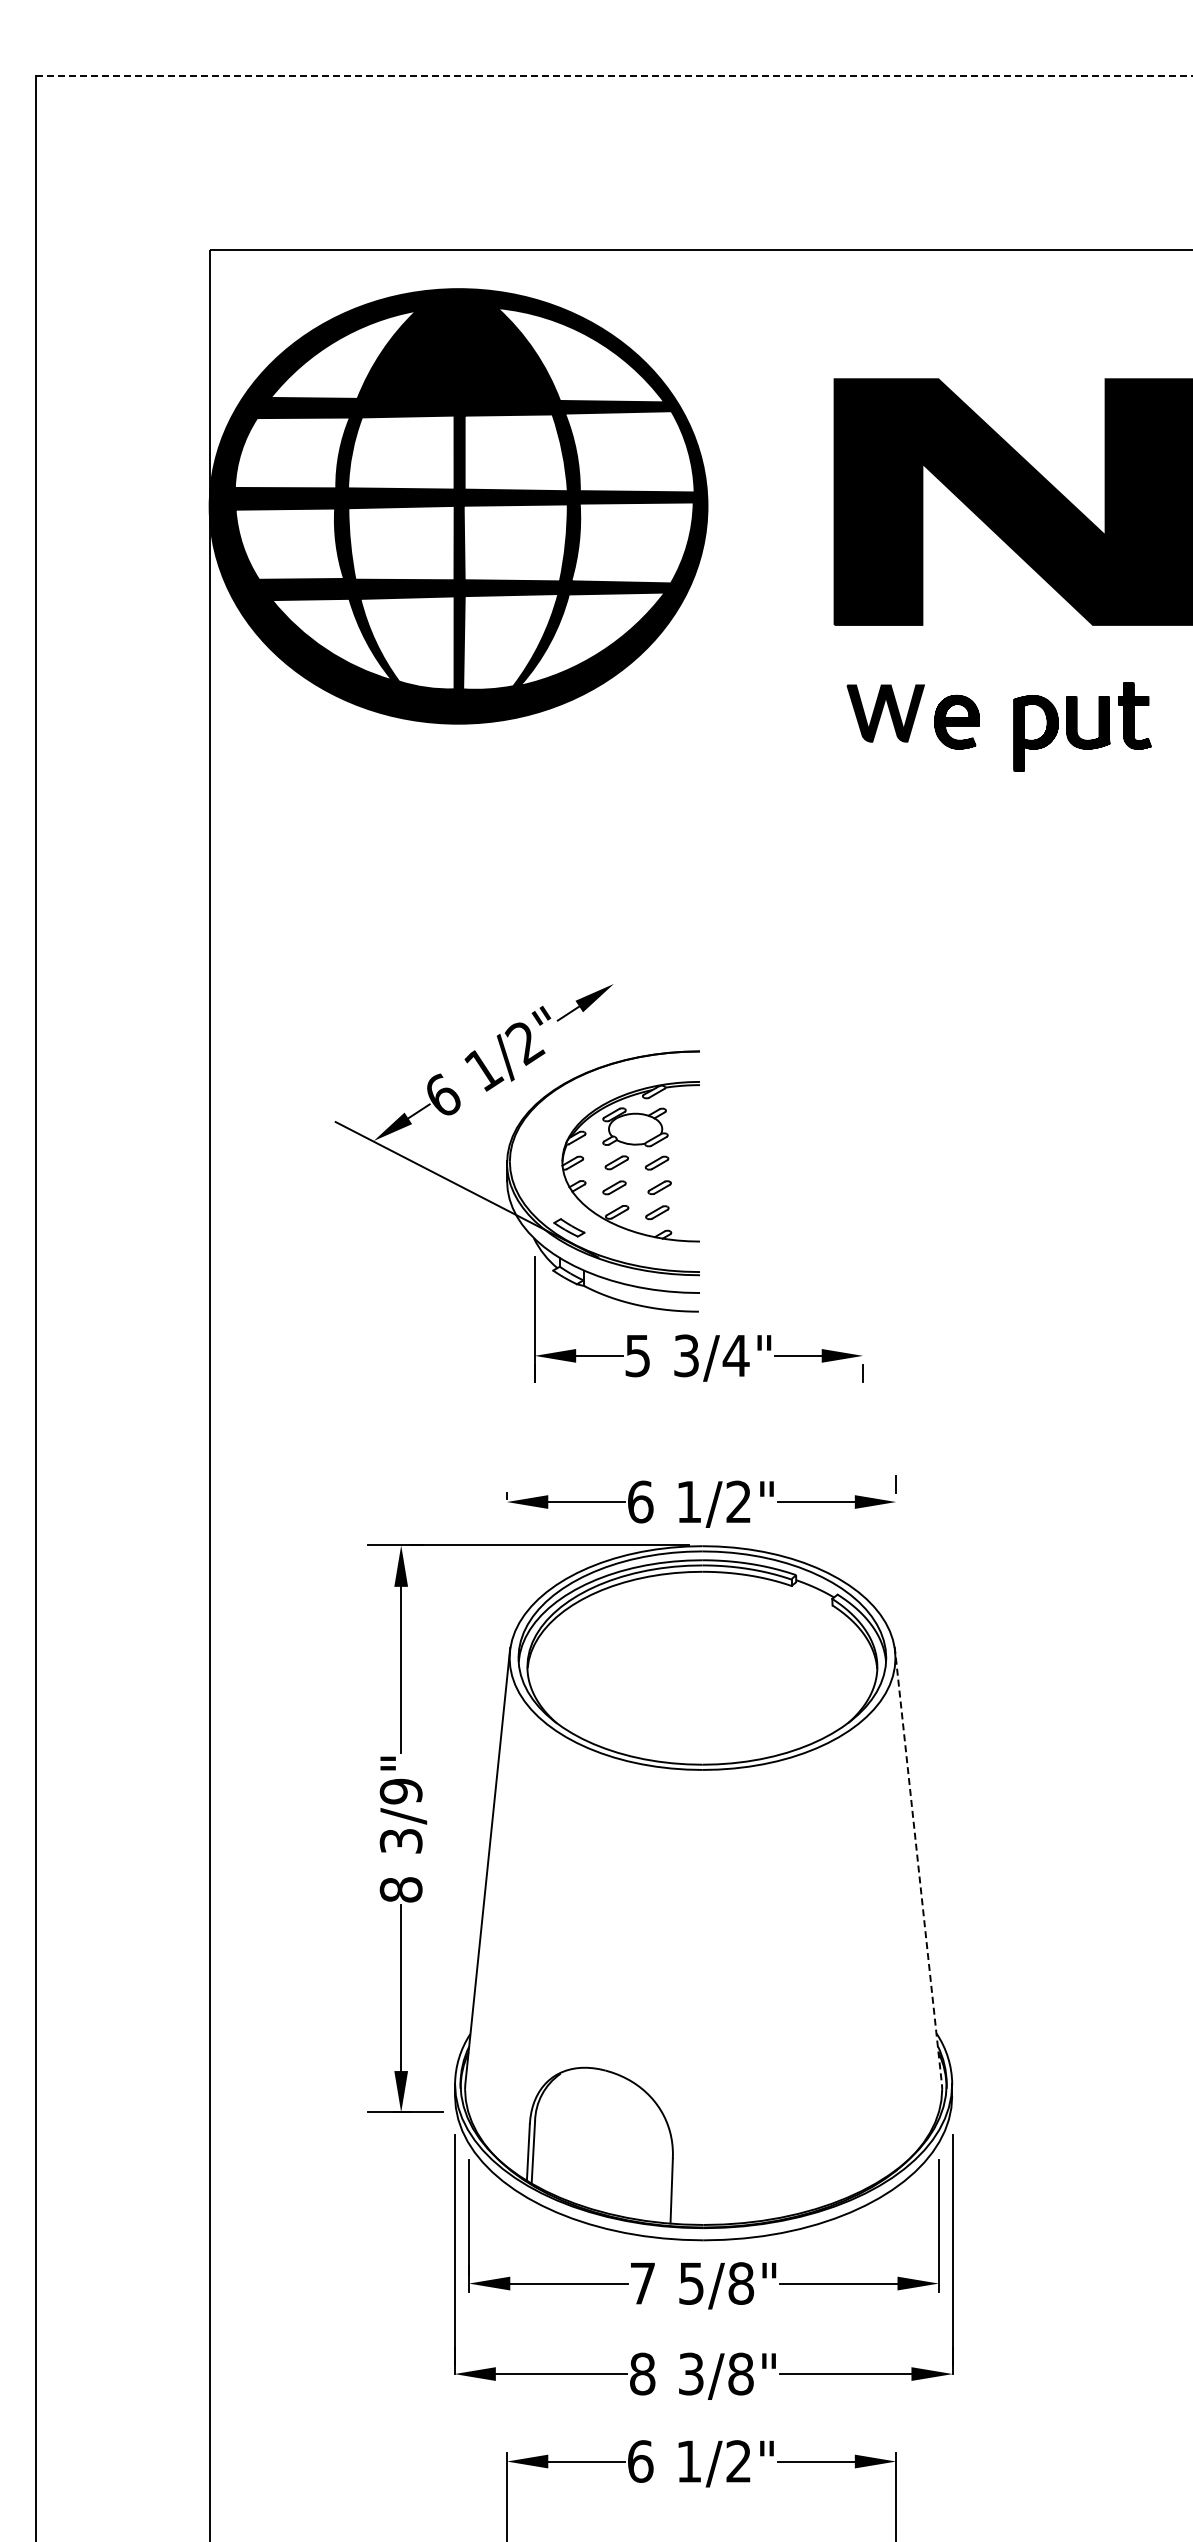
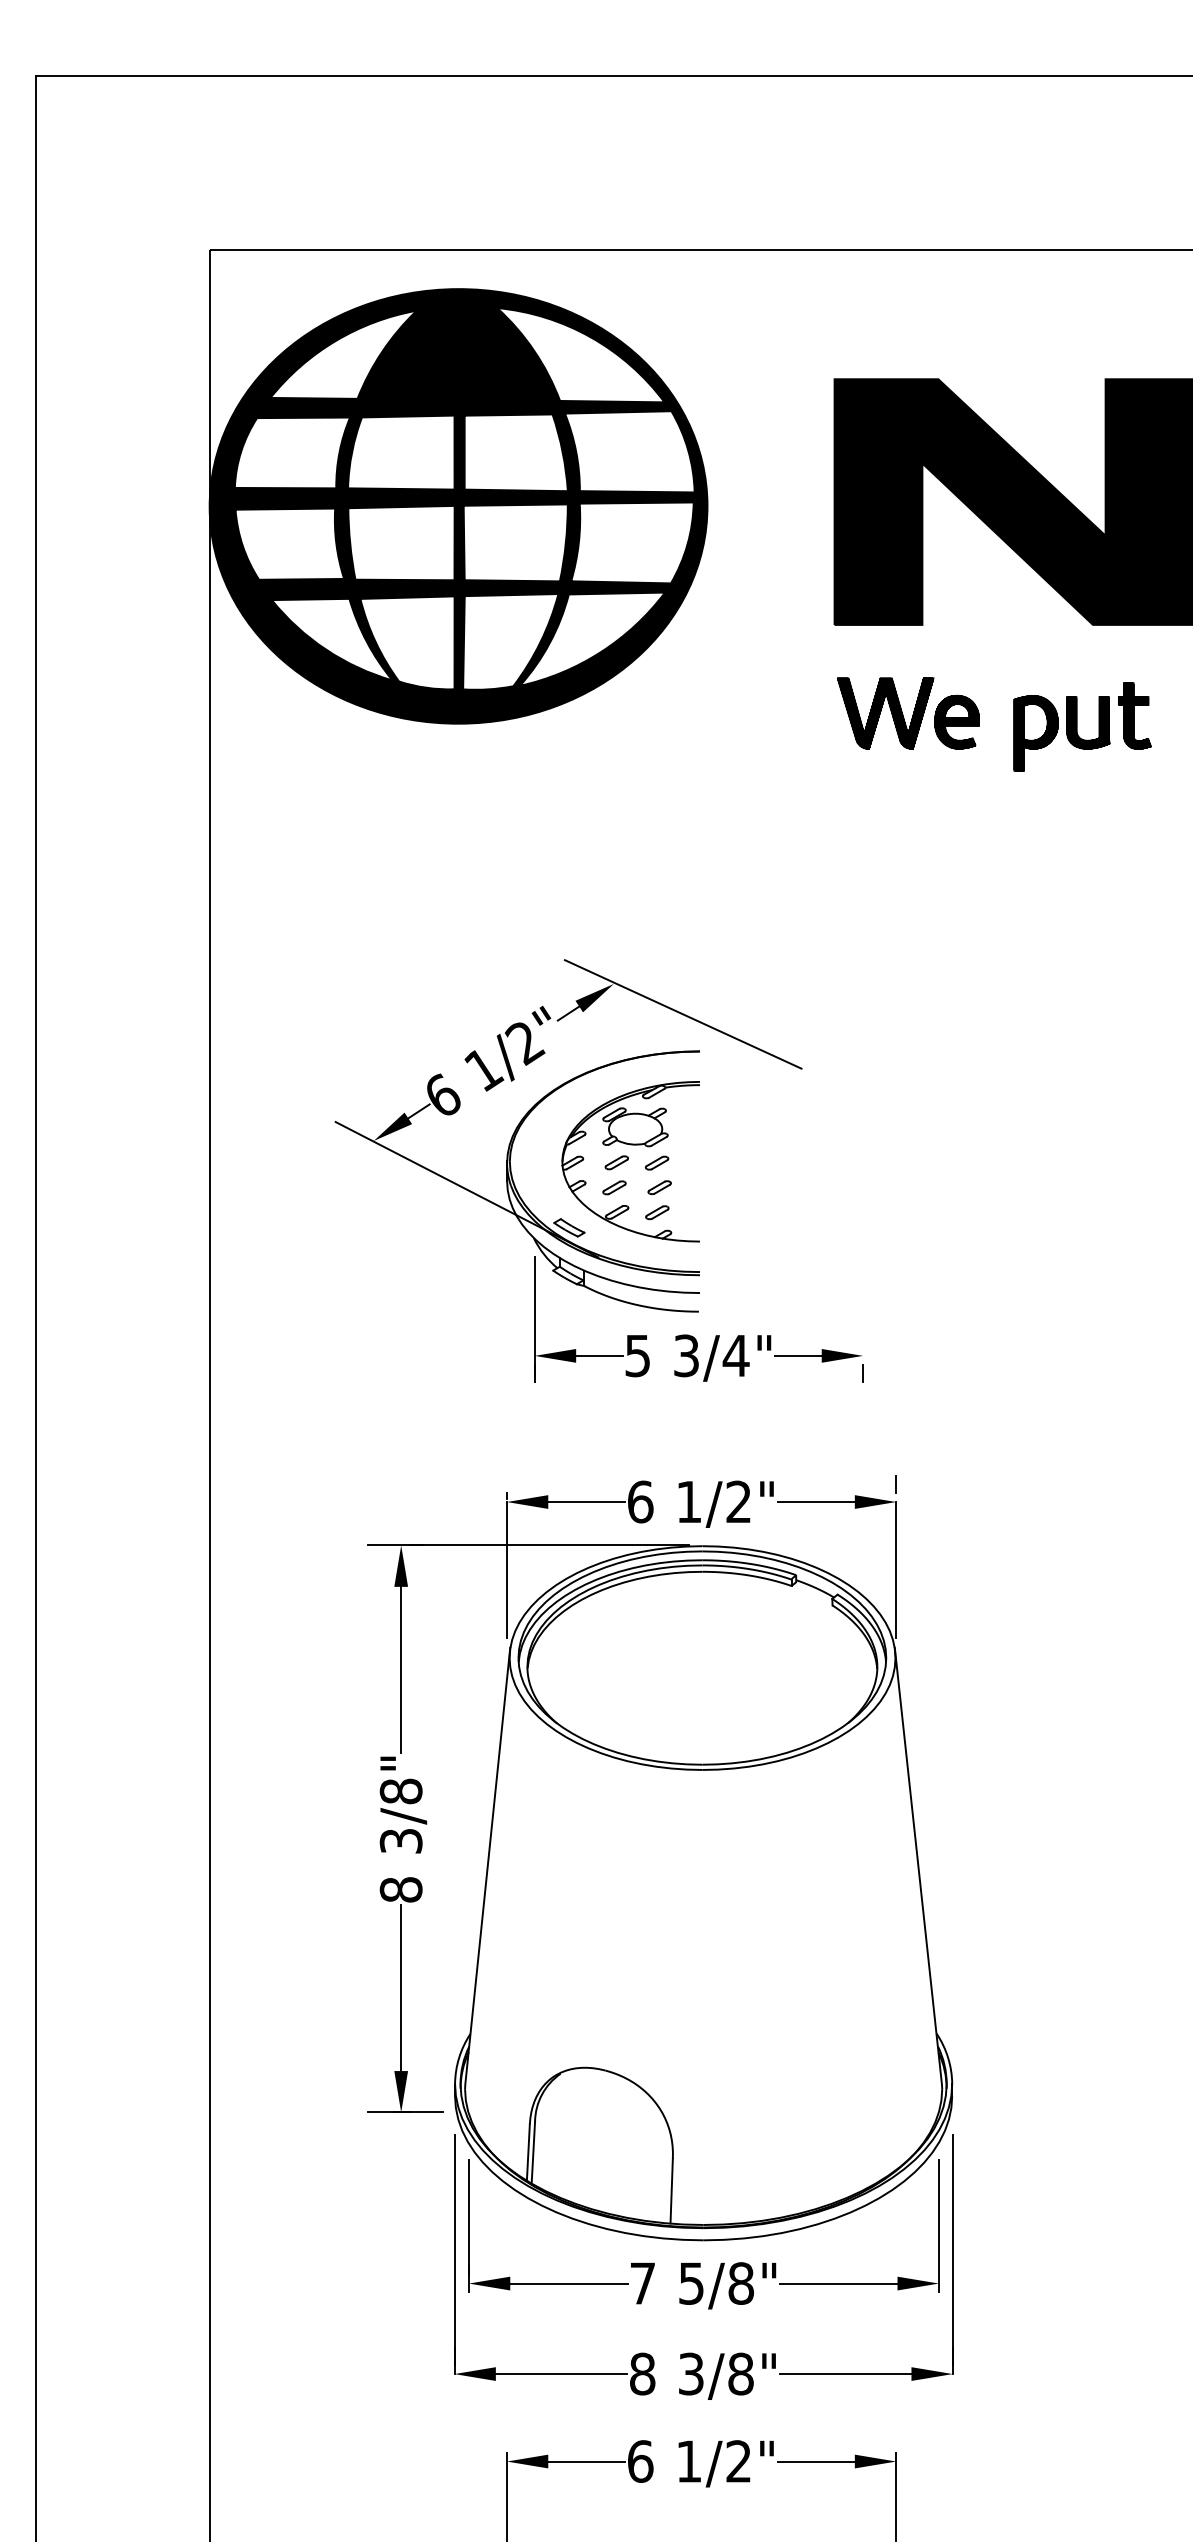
line: dashed -> solid (614, 76)
part size: 79x59 px -> 98x73 px (885, 713)
line: none -> present (682, 1014)
line: none -> present (506, 1569)
line: none -> present (896, 1569)
text: 3/9" -> 3/8" (401, 1791)
line: dashed -> solid (918, 1869)
